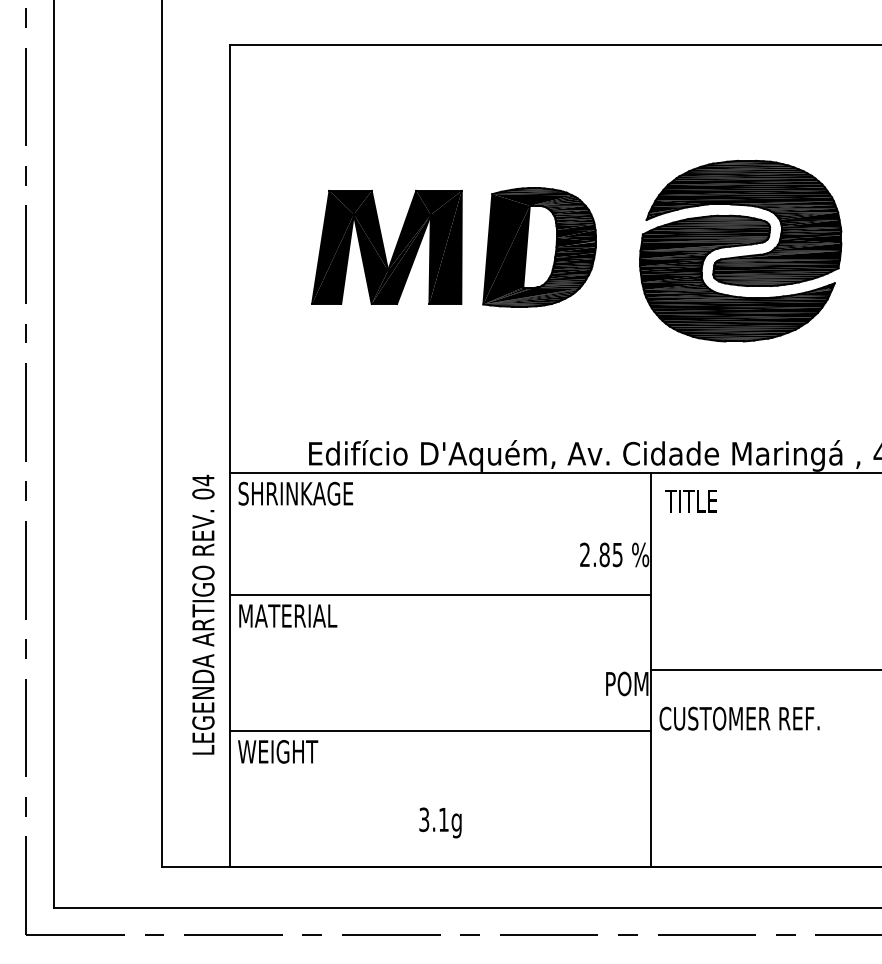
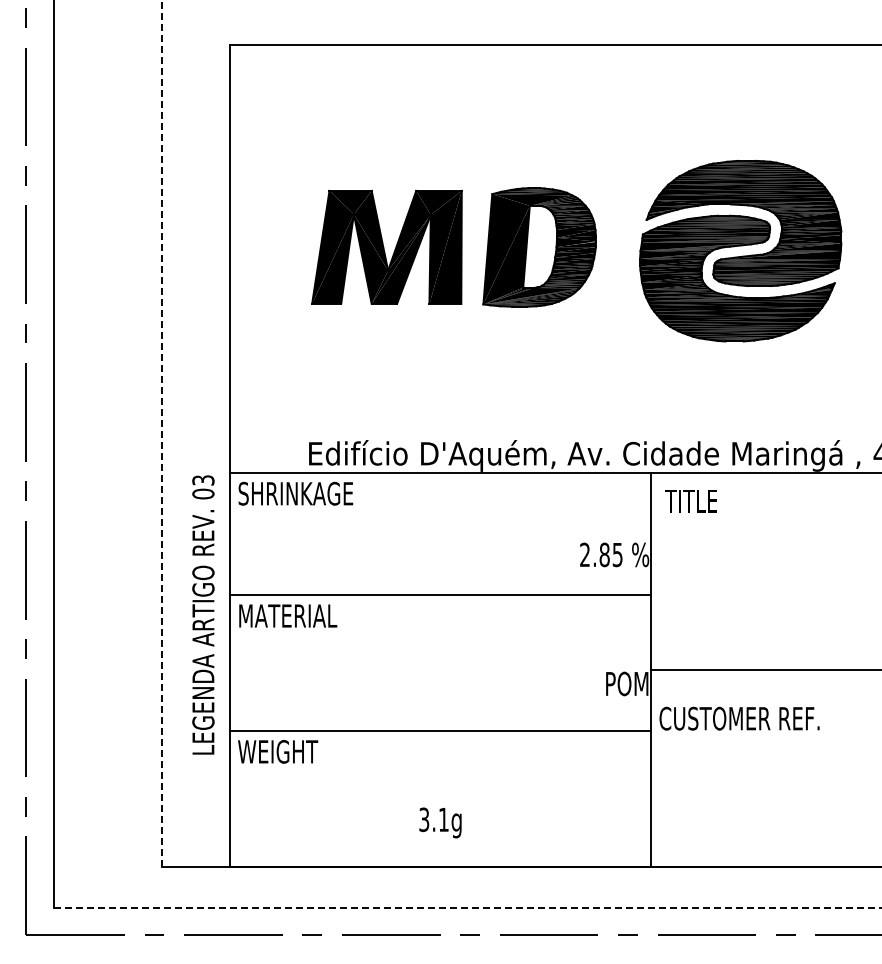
line: solid -> dashed (162, 433)
text: 04 -> 03 (203, 480)
line: solid -> dashed (467, 907)
